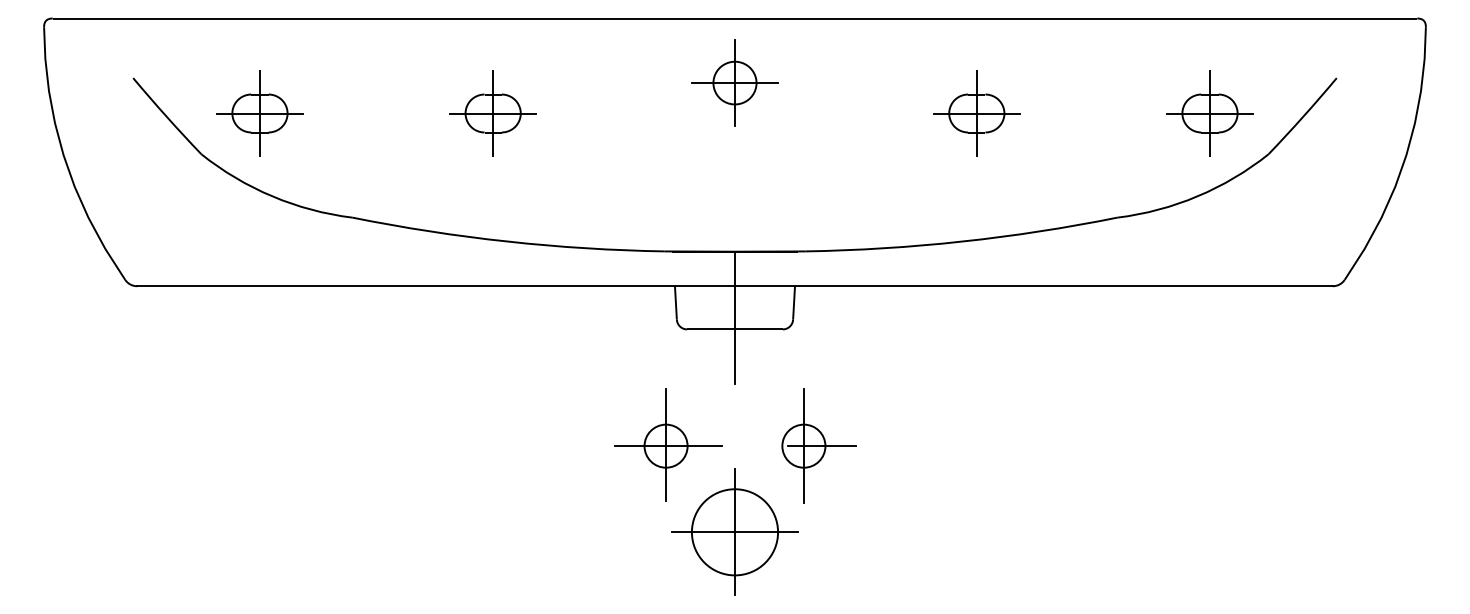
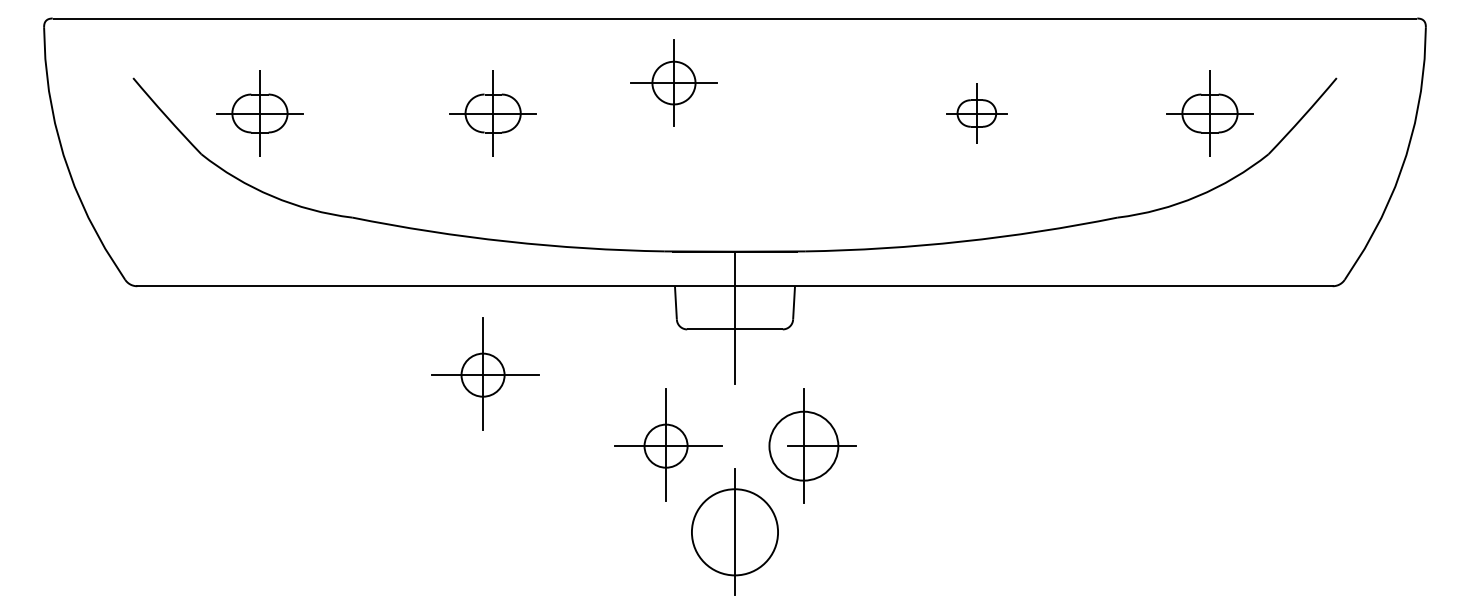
part position: (734, 82) -> (673, 82) (673, 82)
part size: 88x87 px -> 62x61 px (976, 113)
part: none -> present (485, 373)
circle diameter: 43 px -> 69 px (803, 445)
line: present -> none (734, 532)
